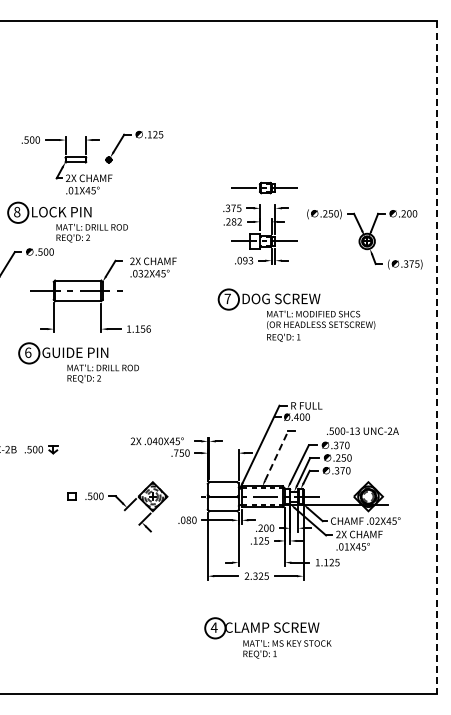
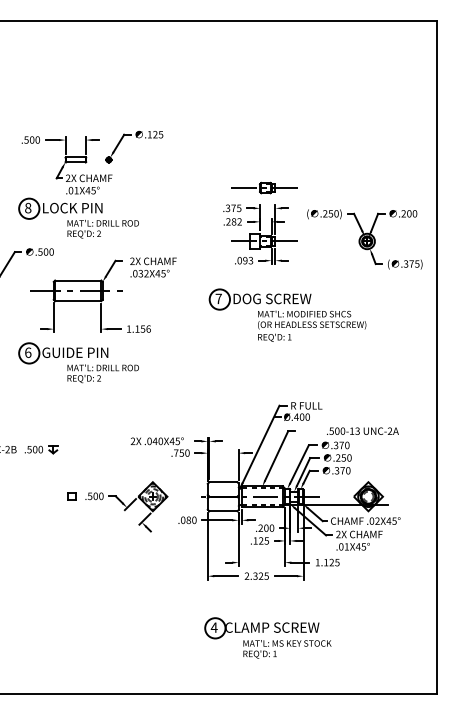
part position: (67, 221) -> (78, 217) (78, 217)
part position: (296, 314) -> (287, 314) (287, 314)
line: dashed -> solid (437, 357)
line: dashed -> solid (276, 455)
